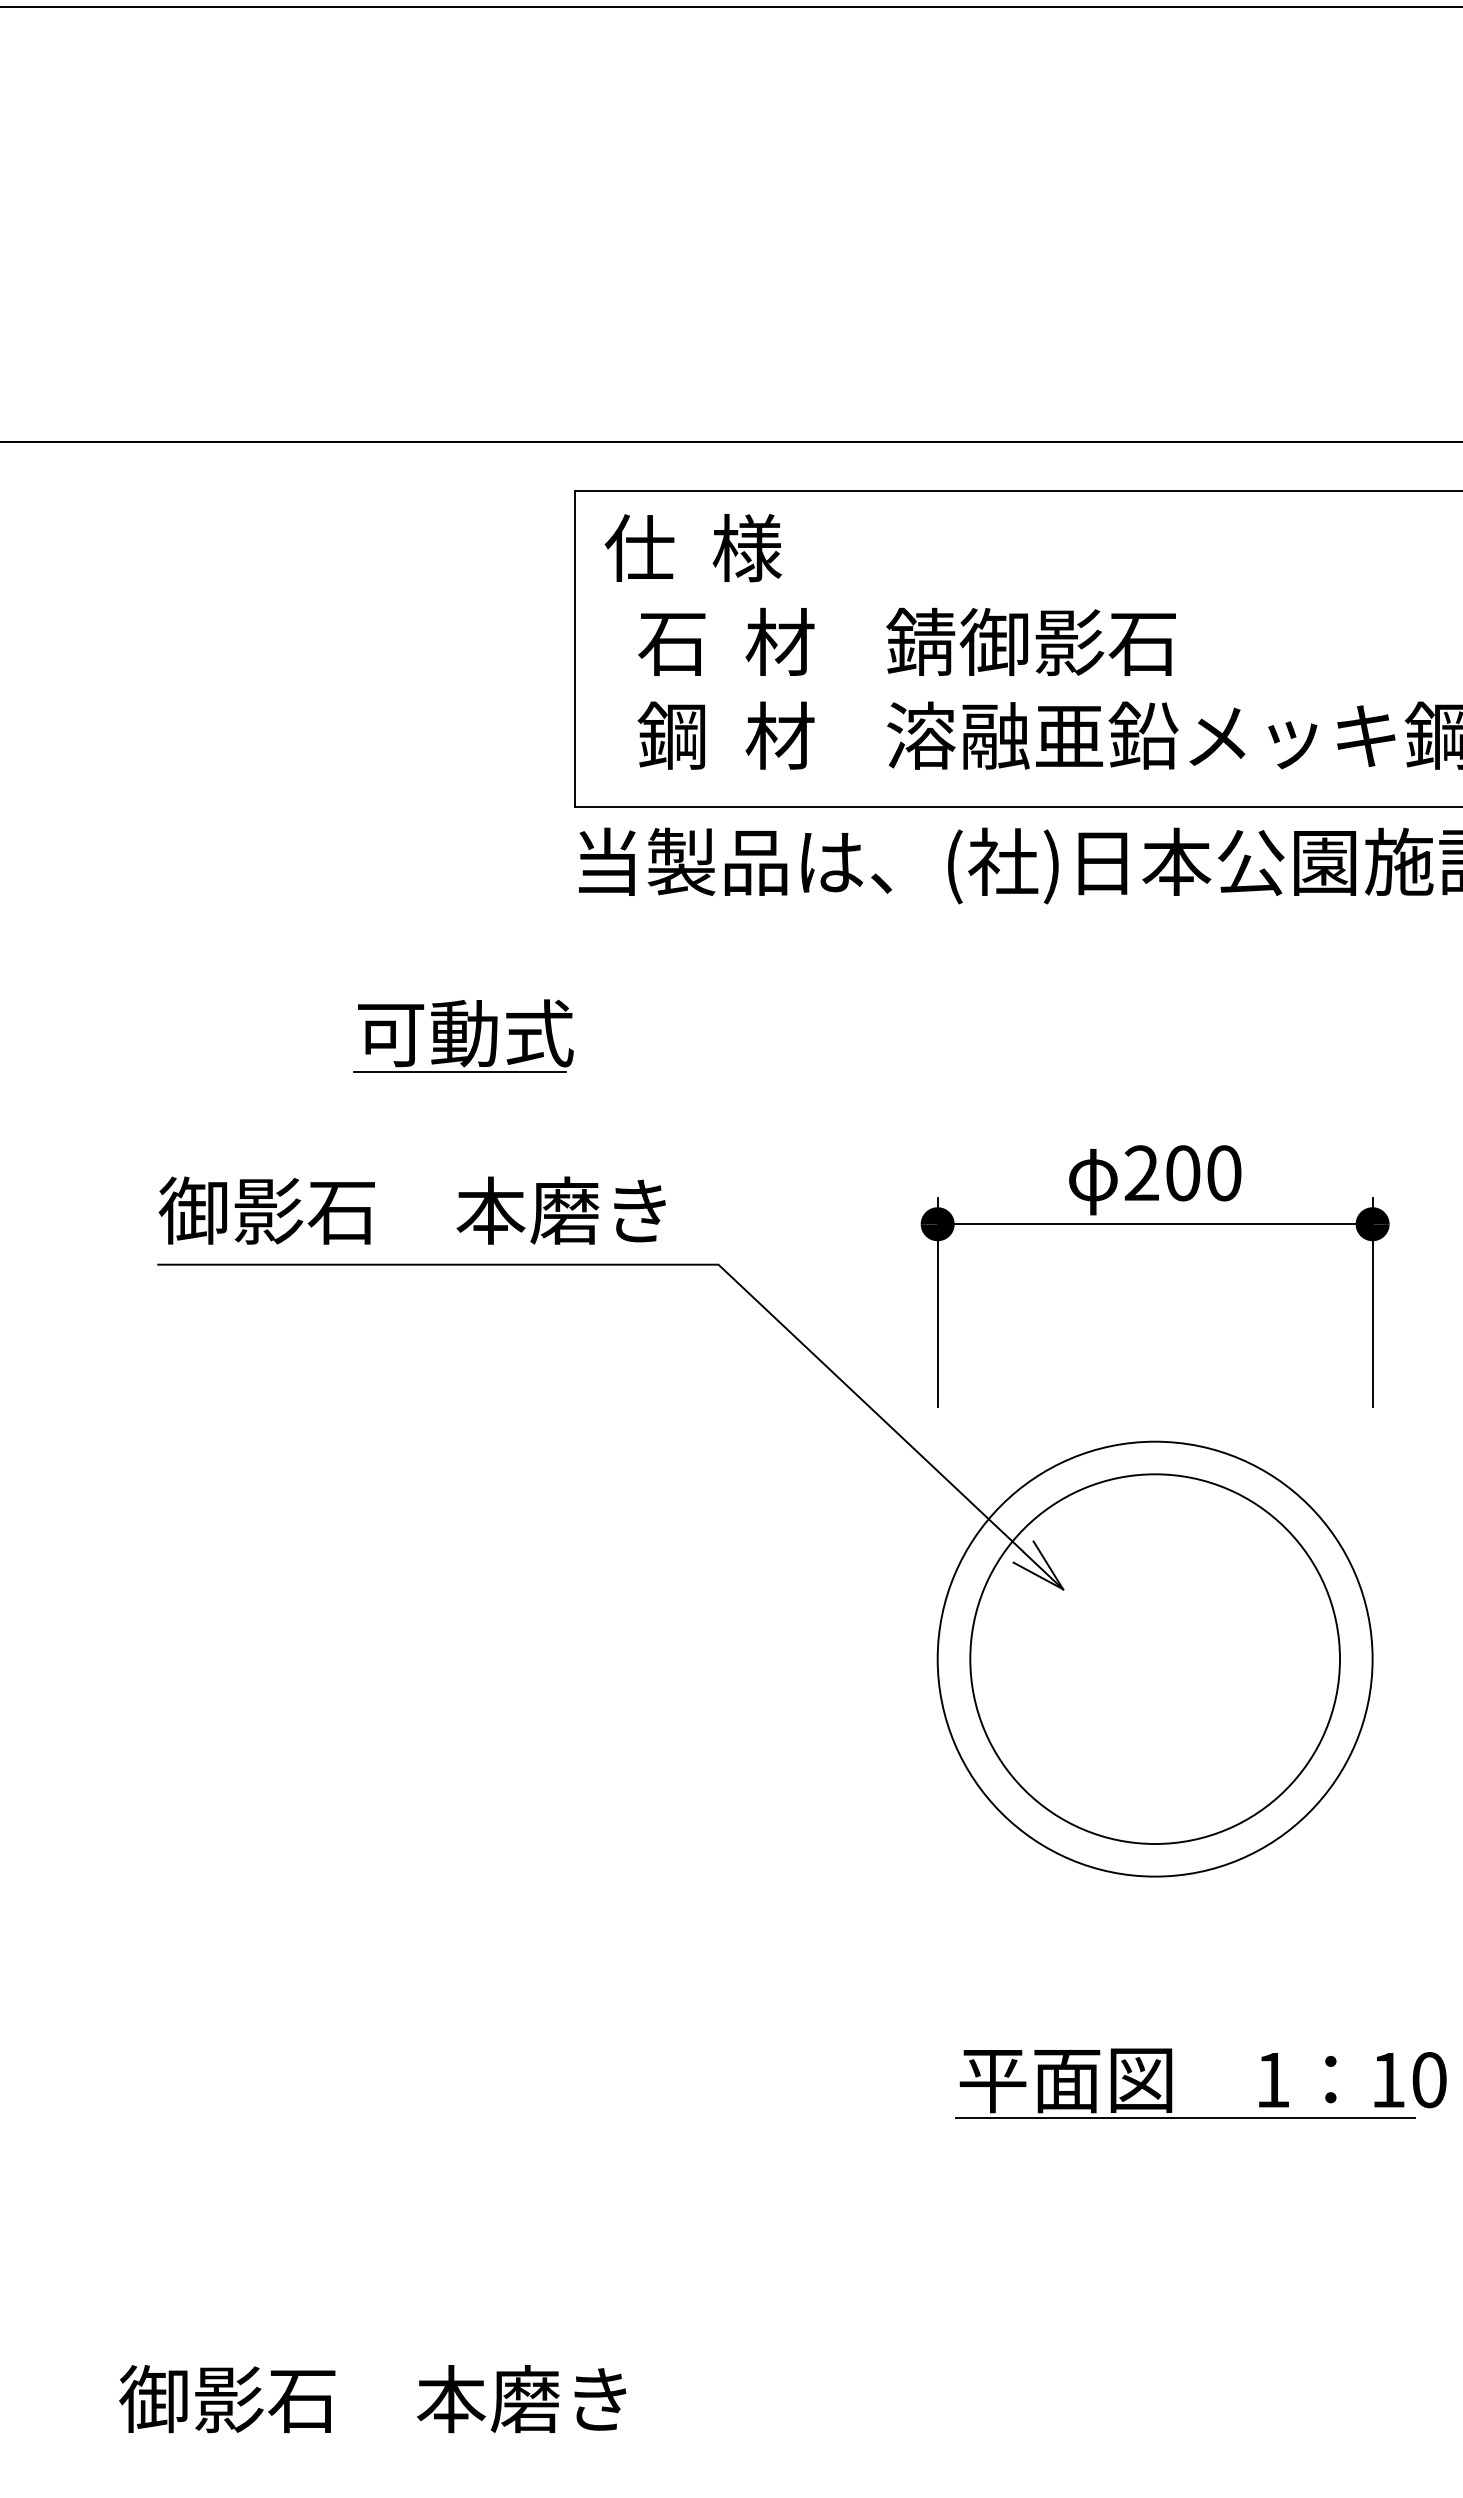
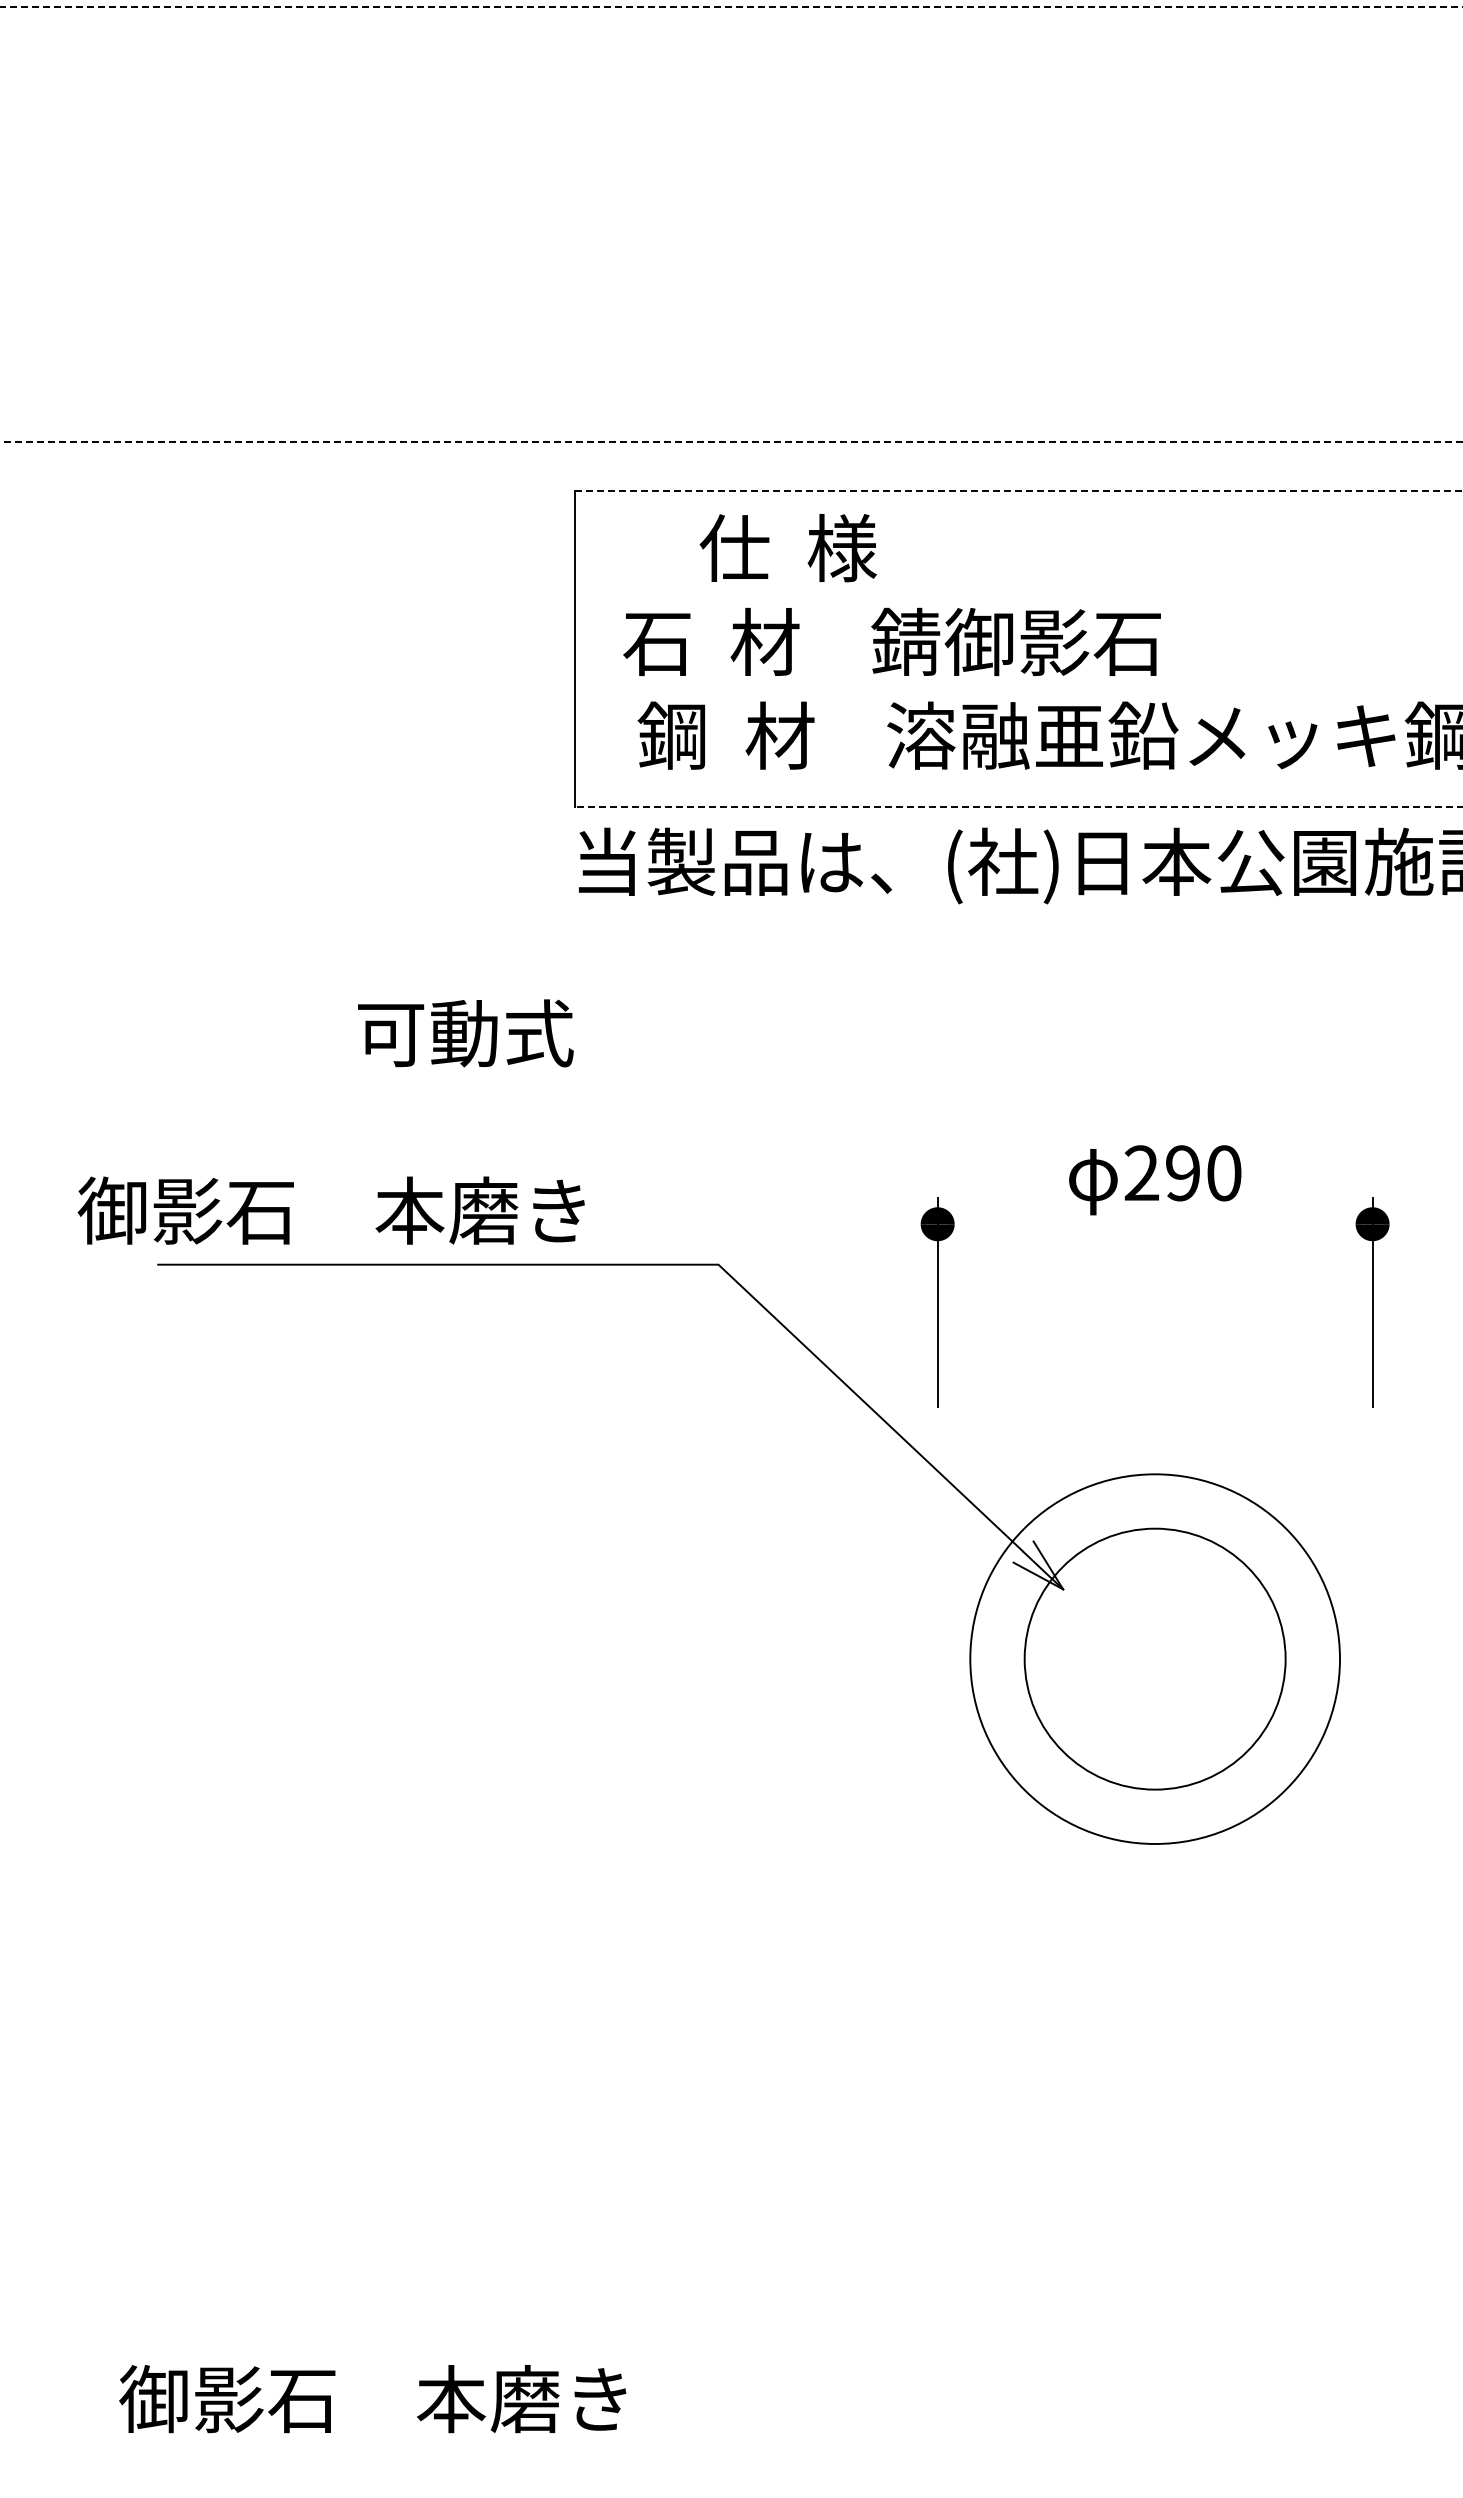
line: solid -> dashed (731, 6)
line: solid -> dashed (730, 441)
line: solid -> dashed (1018, 491)
text position: (693, 548) -> (788, 548) (788, 548)
text position: (906, 641) -> (891, 641) (891, 641)
line: solid -> dashed (1018, 806)
line: present -> none (459, 1072)
text: 200 -> 290 (1183, 1173)
text position: (411, 1210) -> (330, 1210) (330, 1210)
line: present -> none (1154, 1224)
circle diameter: 435 px -> 261 px (1154, 1658)
part: present -> none (1172, 2083)
